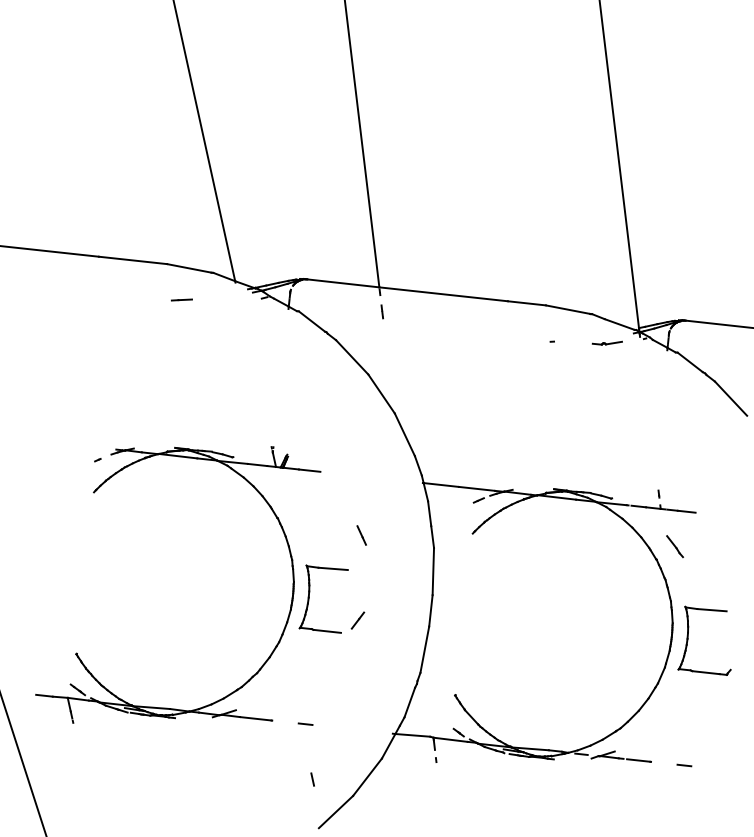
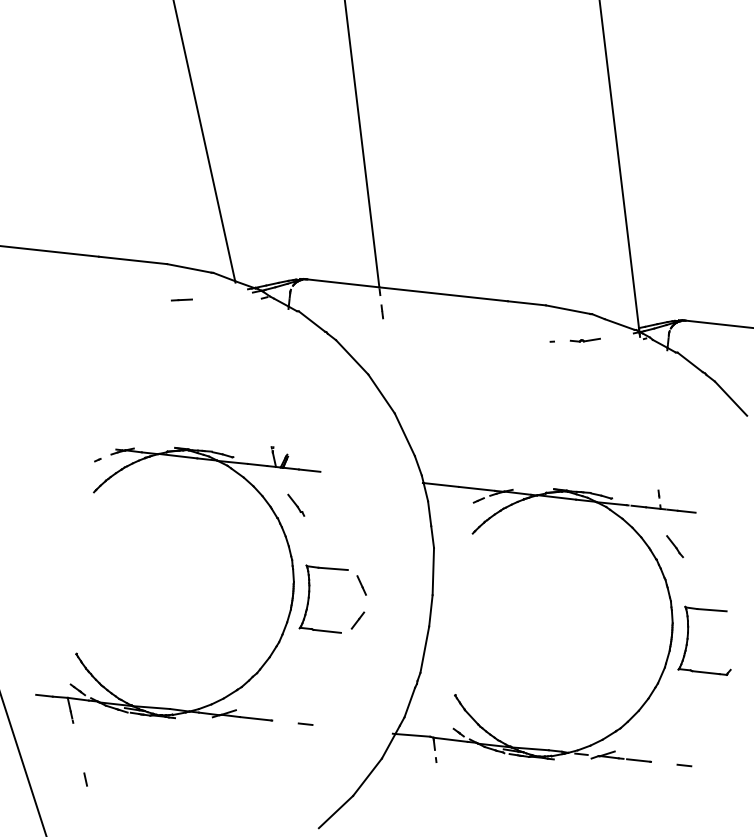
part position: (606, 342) -> (584, 339) (584, 339)
part: none -> present (296, 504)
line position: (361, 535) -> (361, 585) (361, 585)
line position: (312, 779) -> (85, 779) (85, 779)
